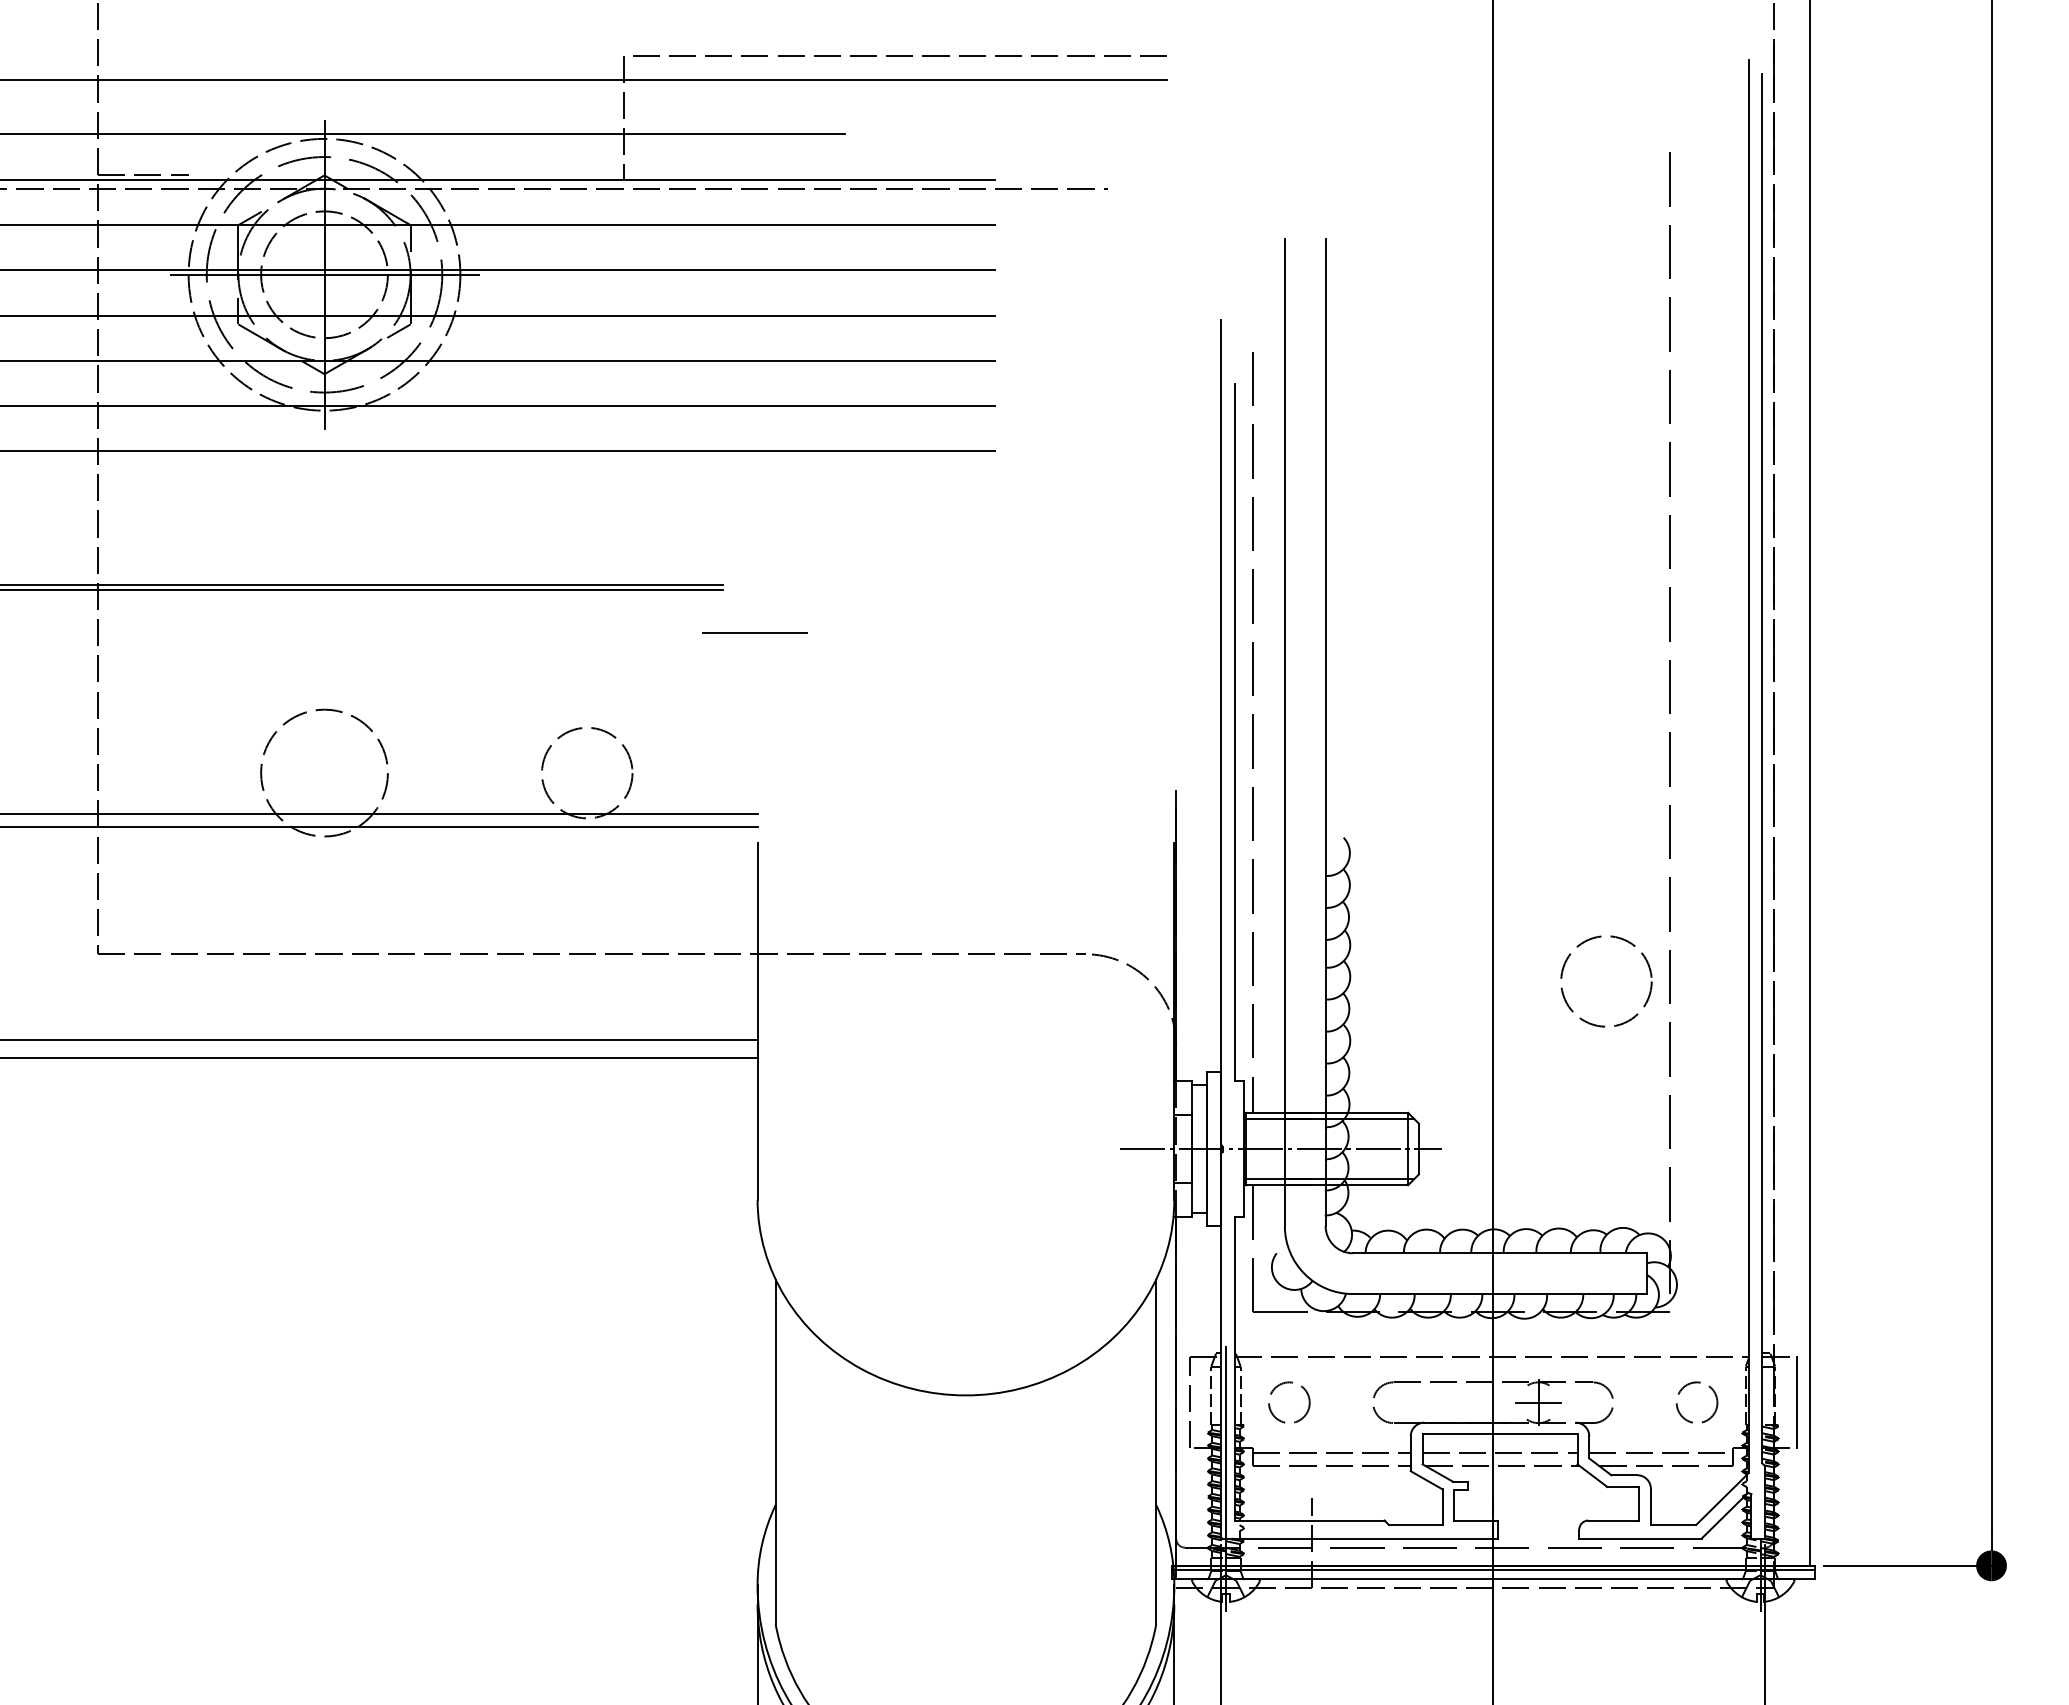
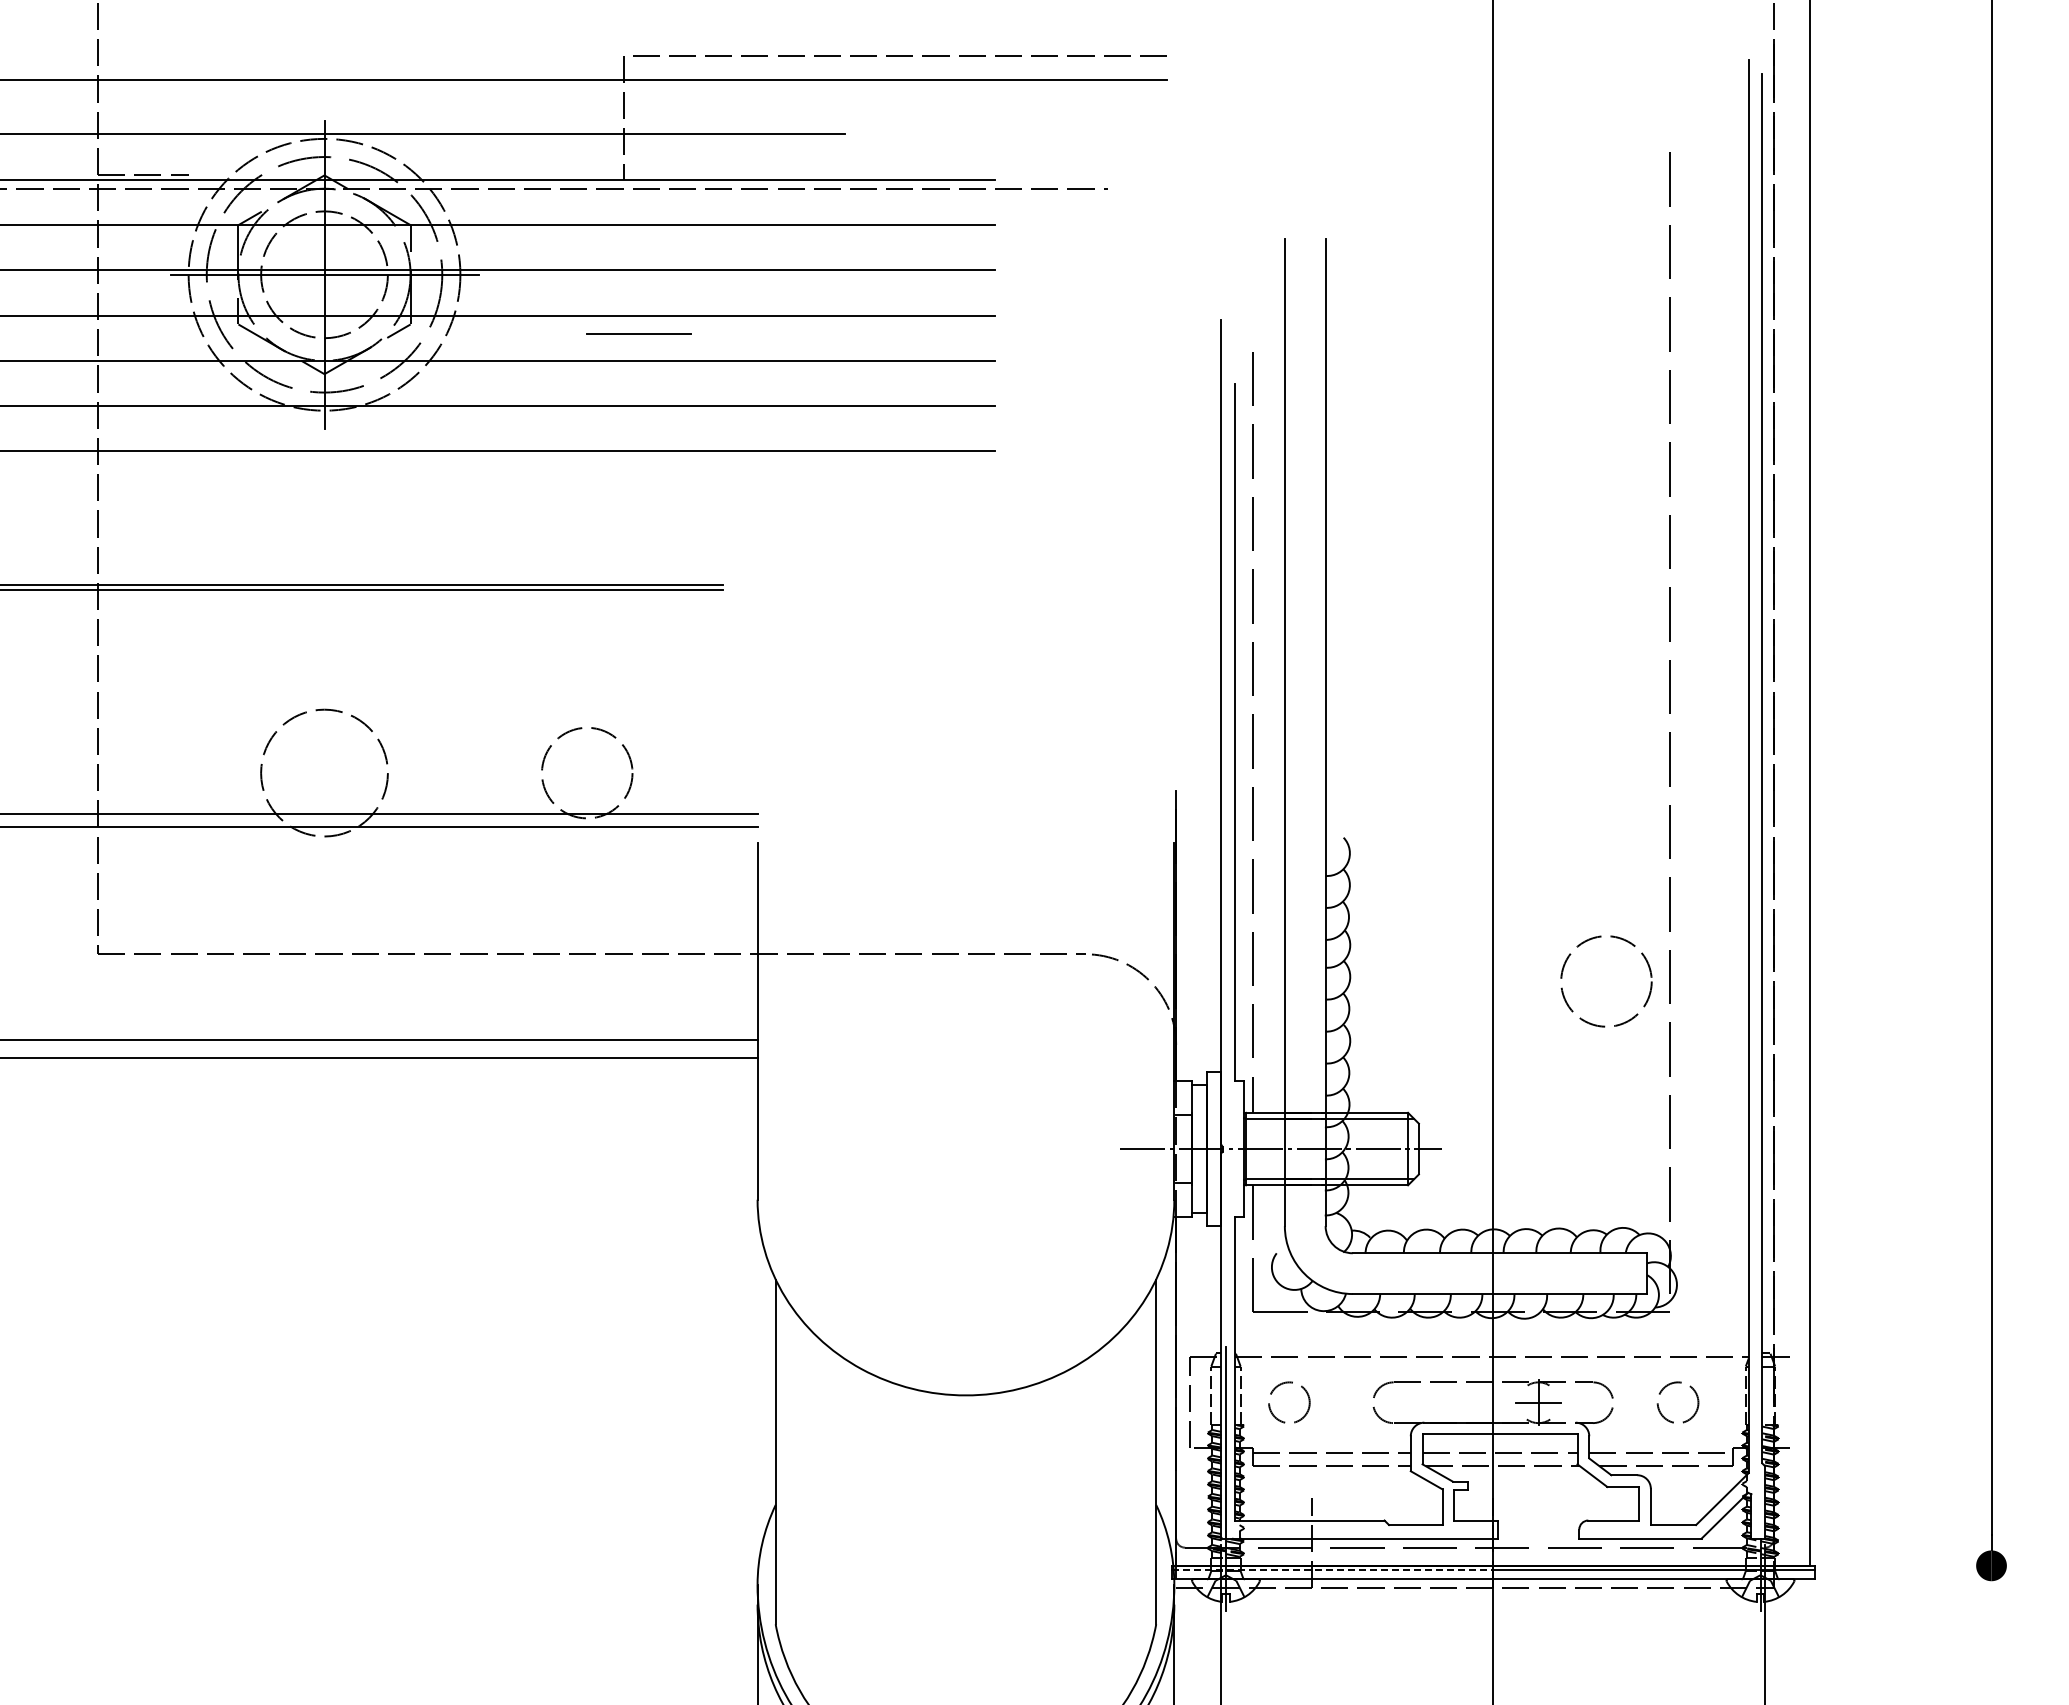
line position: (754, 632) -> (638, 333) (638, 333)
circle position: (1696, 1402) -> (1677, 1402) (1677, 1402)
line: present -> none (1796, 1402)
line: present -> none (1911, 1565)
line: solid -> dashed (1332, 1570)
